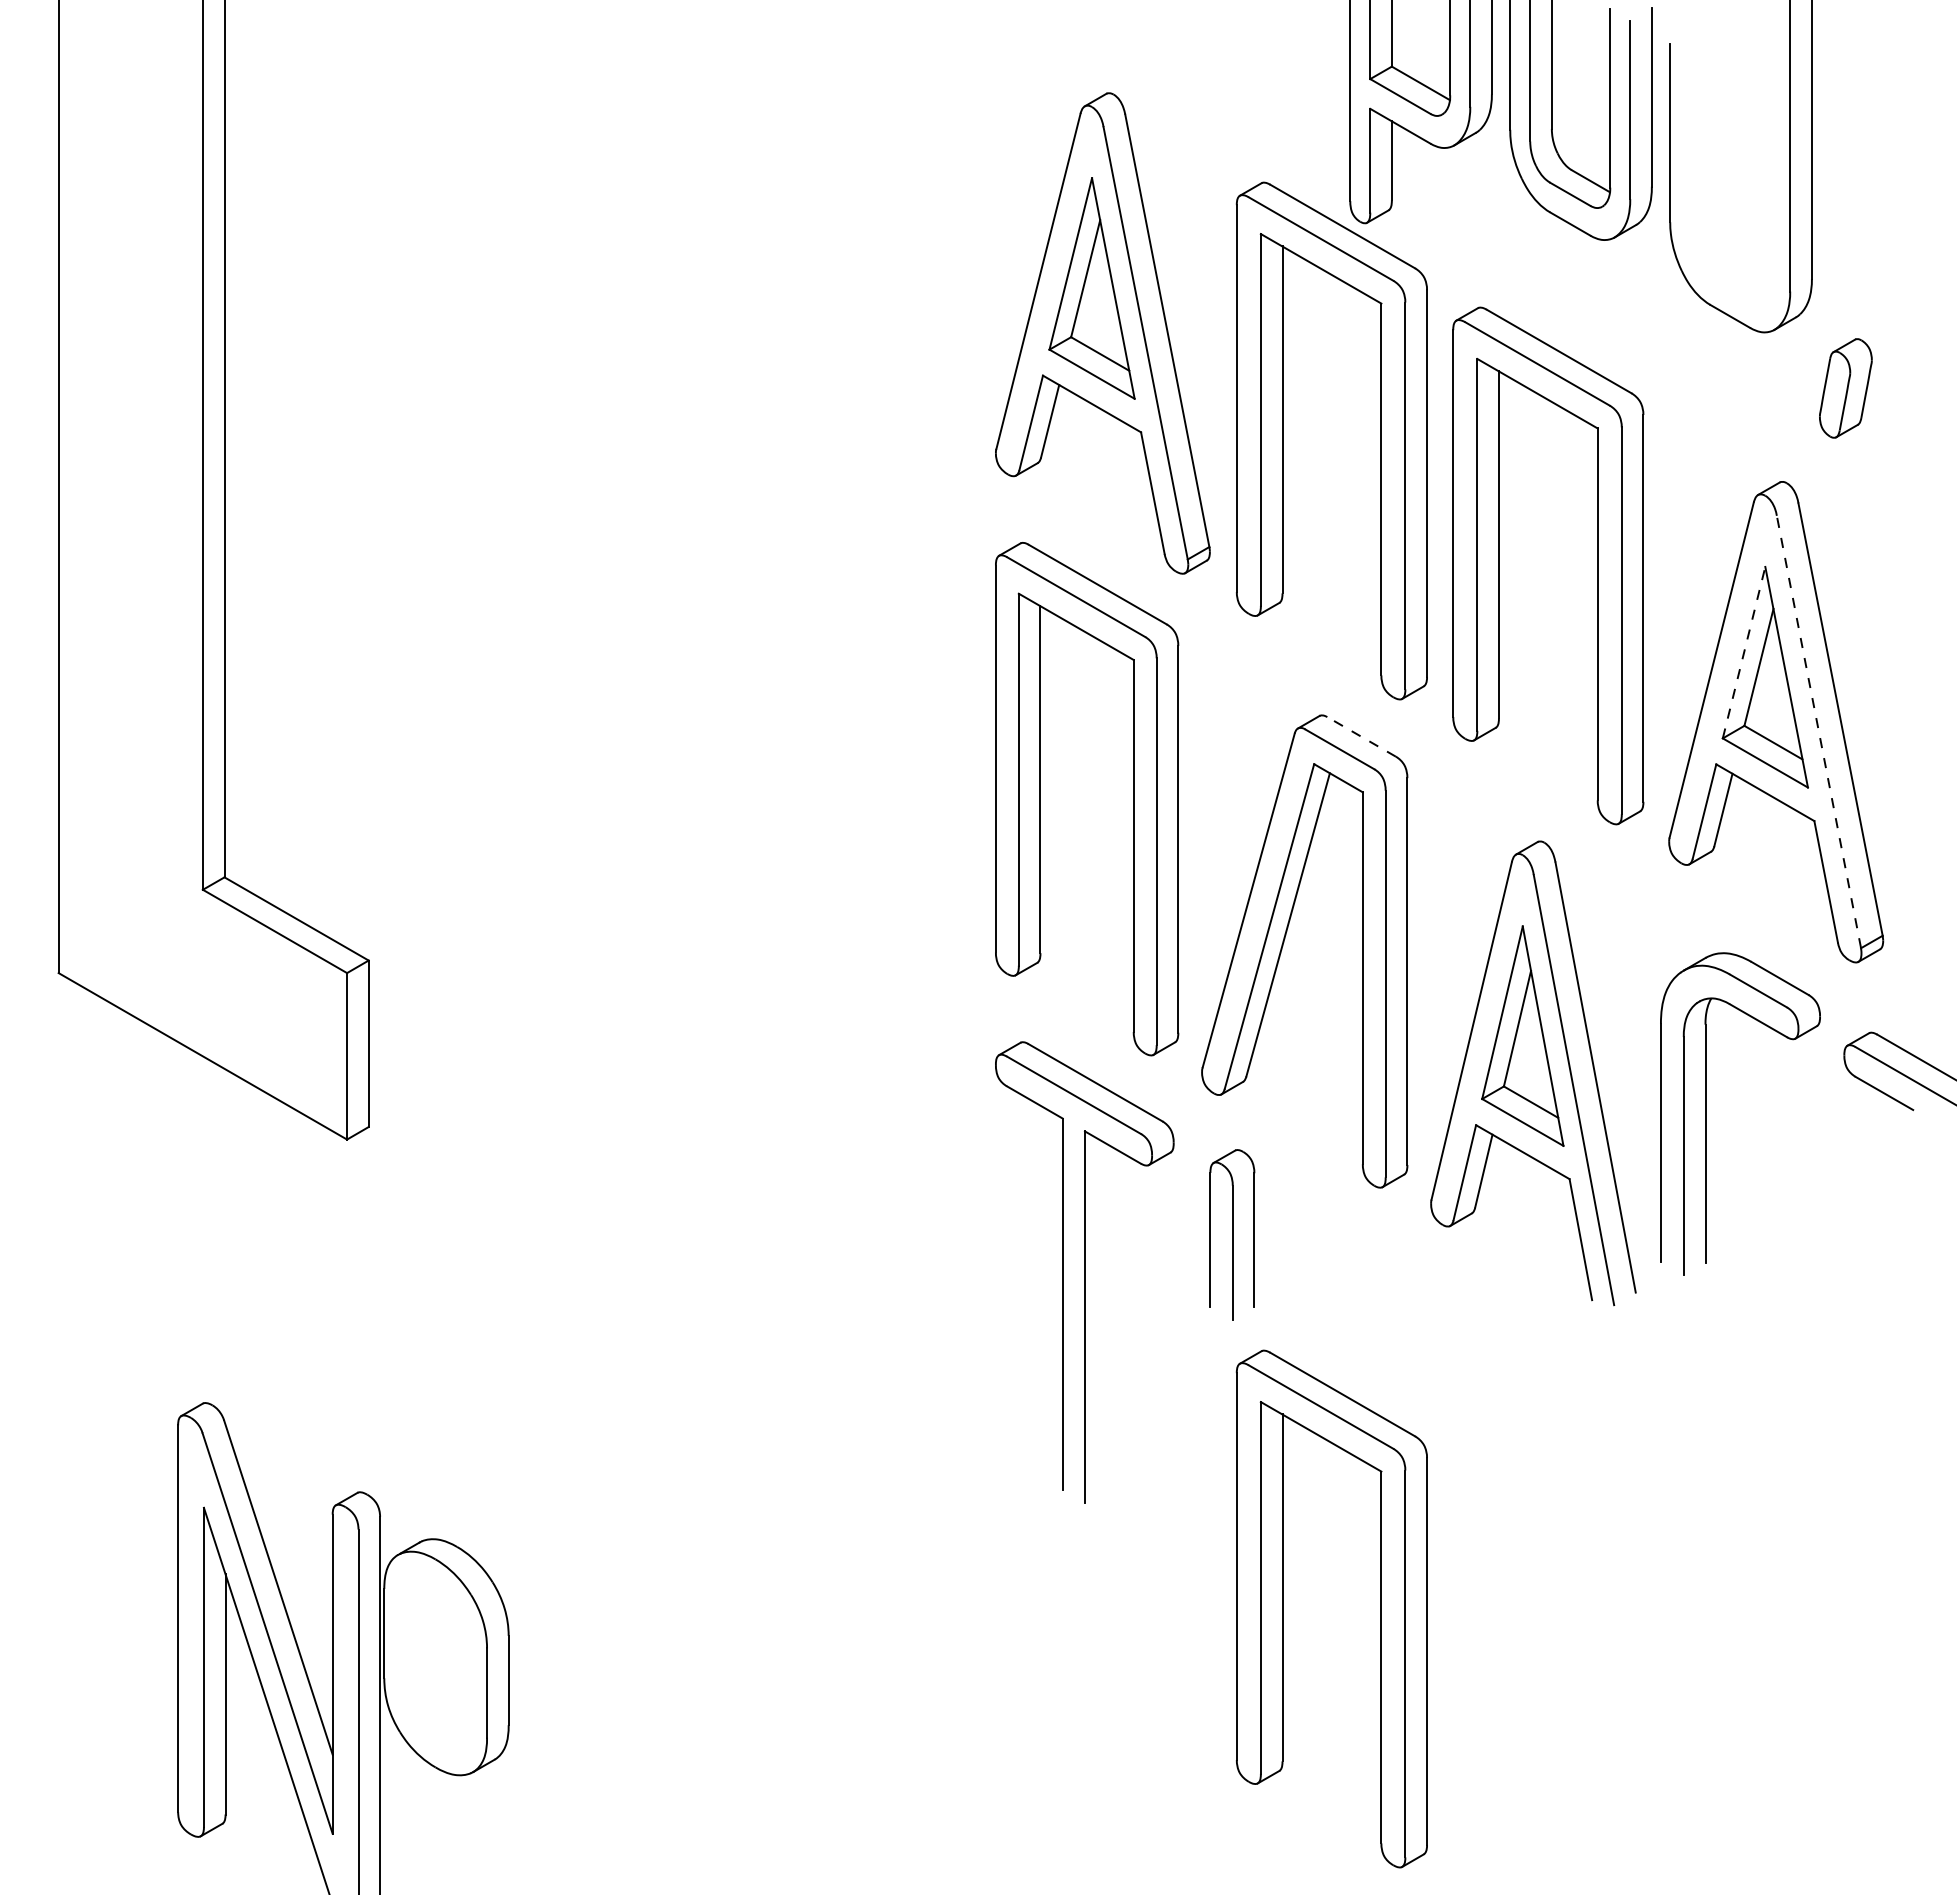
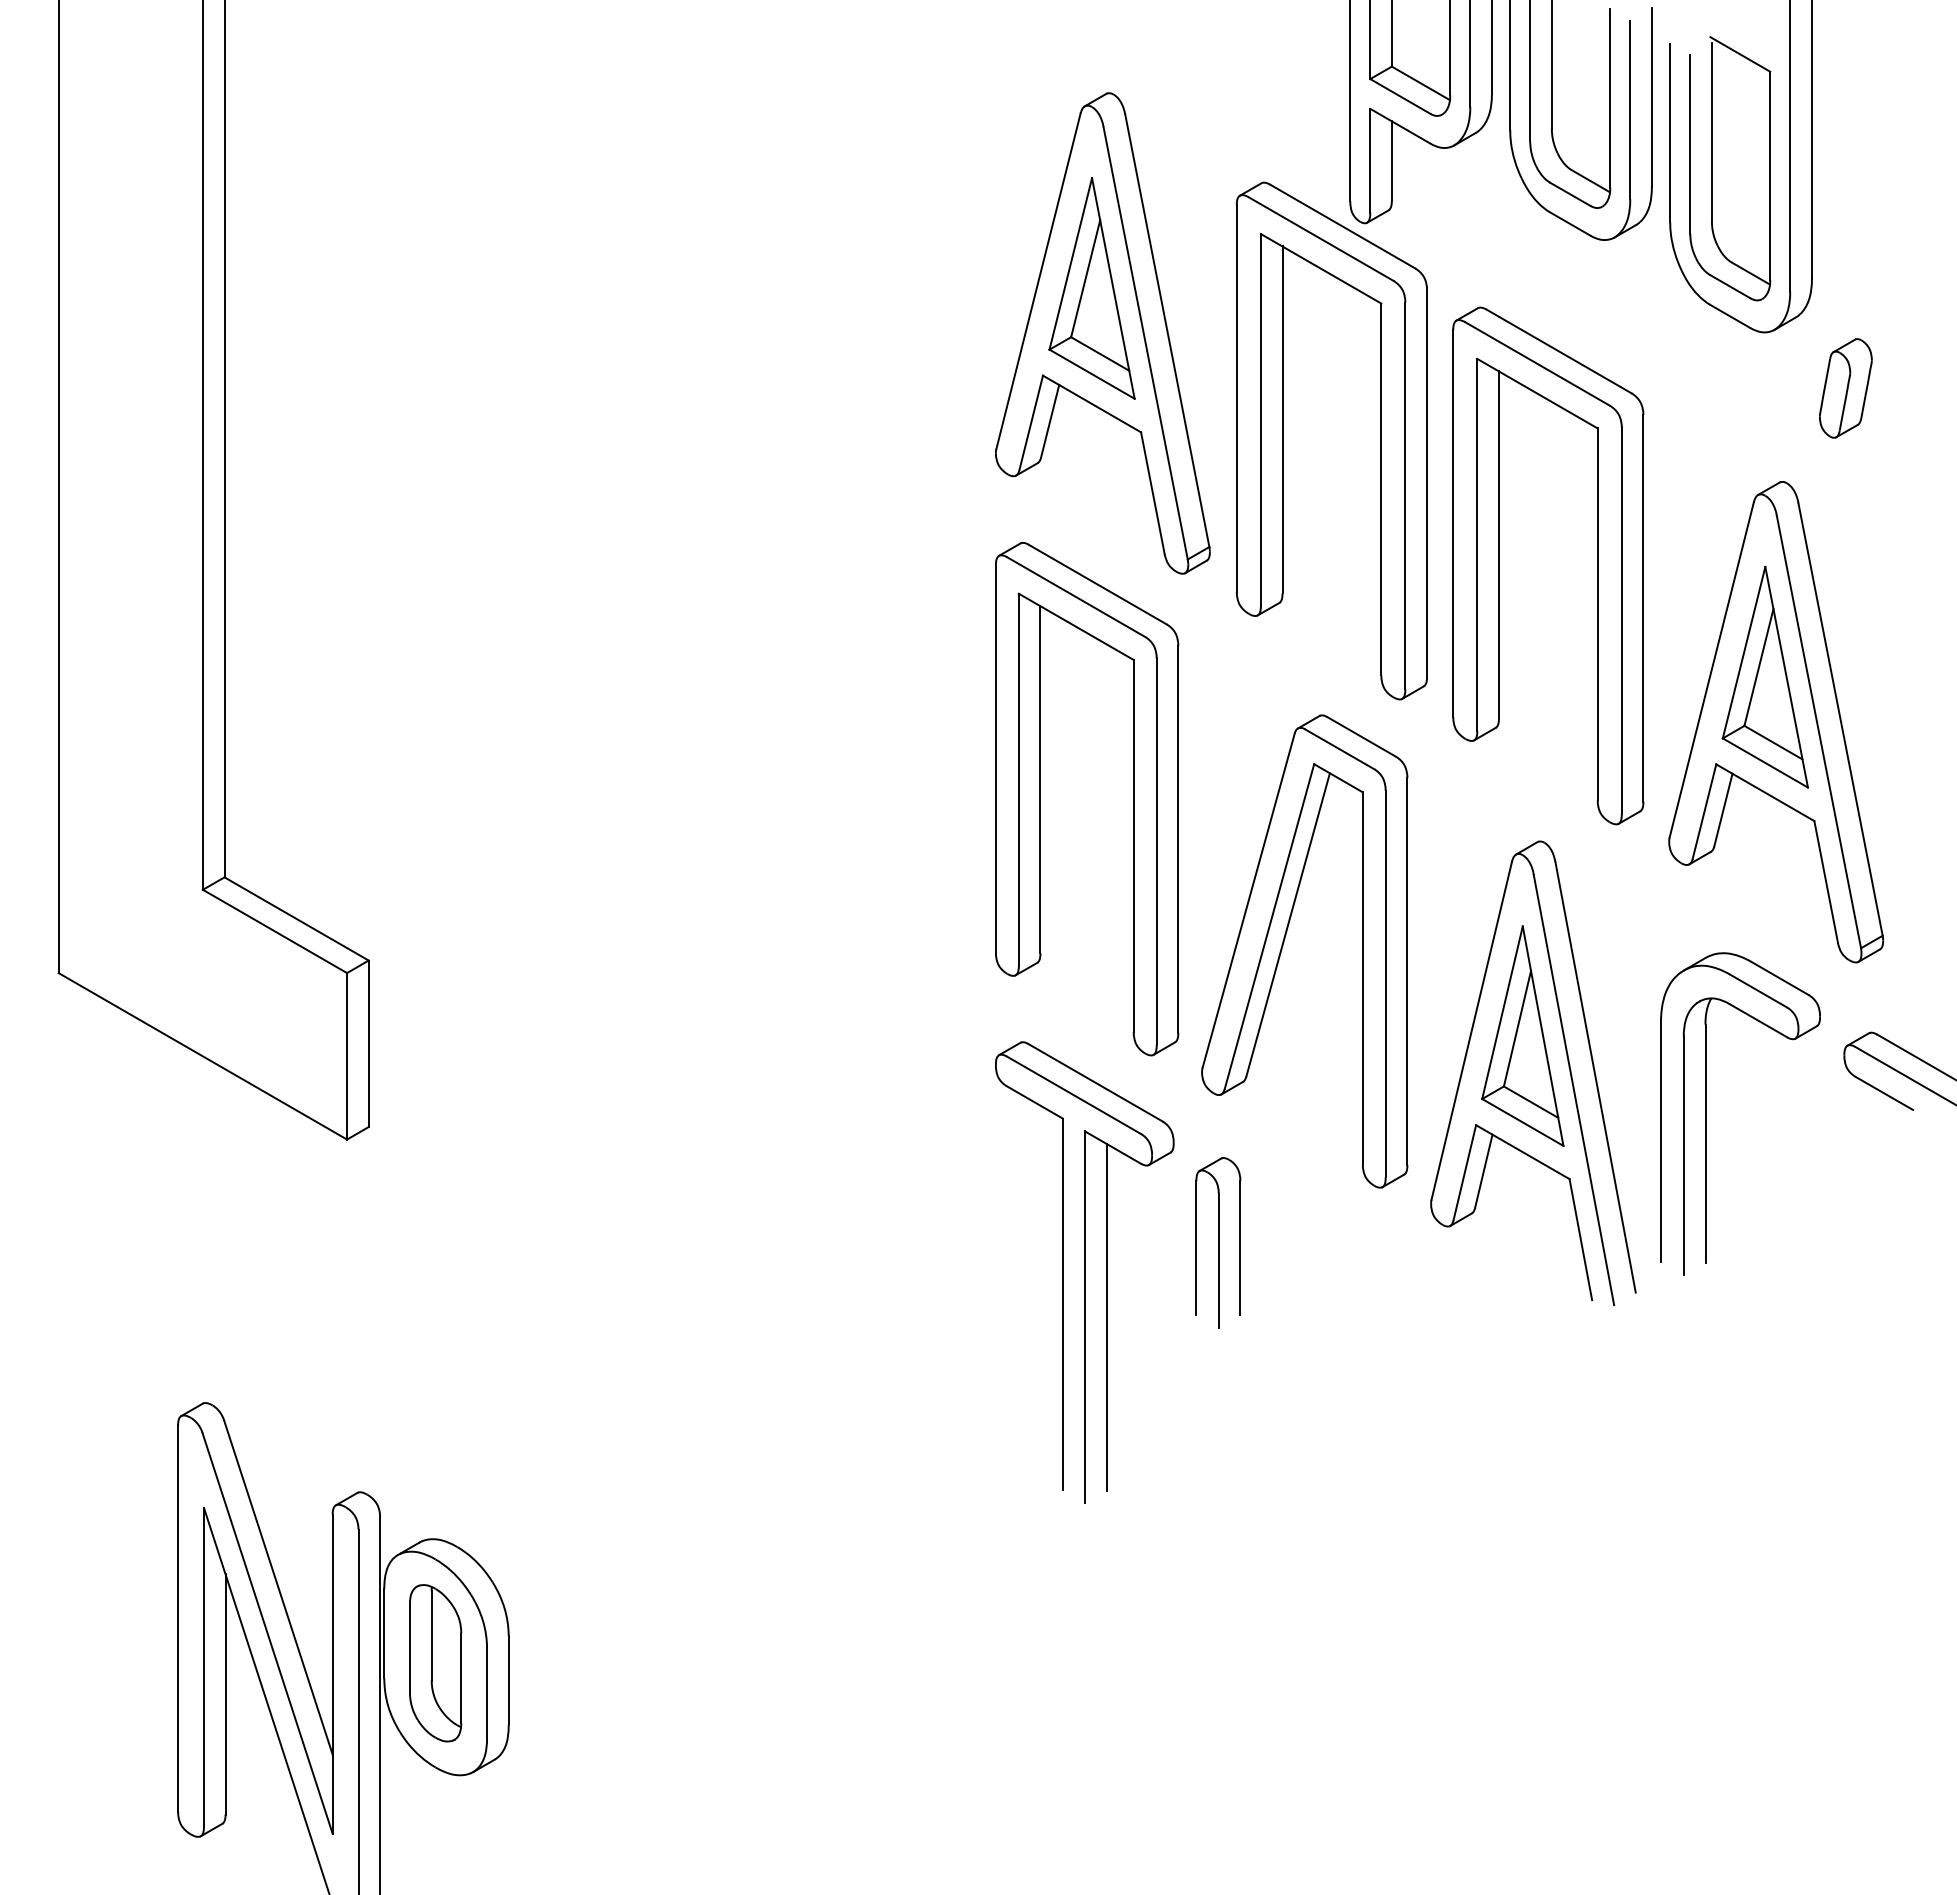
part: none -> present (1712, 168)
line: dashed -> solid (1744, 652)
line: dashed -> solid (1818, 731)
line: dashed -> solid (1361, 736)
part position: (1232, 1234) -> (1218, 1242) (1218, 1242)
line: none -> present (1106, 1316)
part: present -> none (1283, 1608)
part: none -> present (435, 1663)
